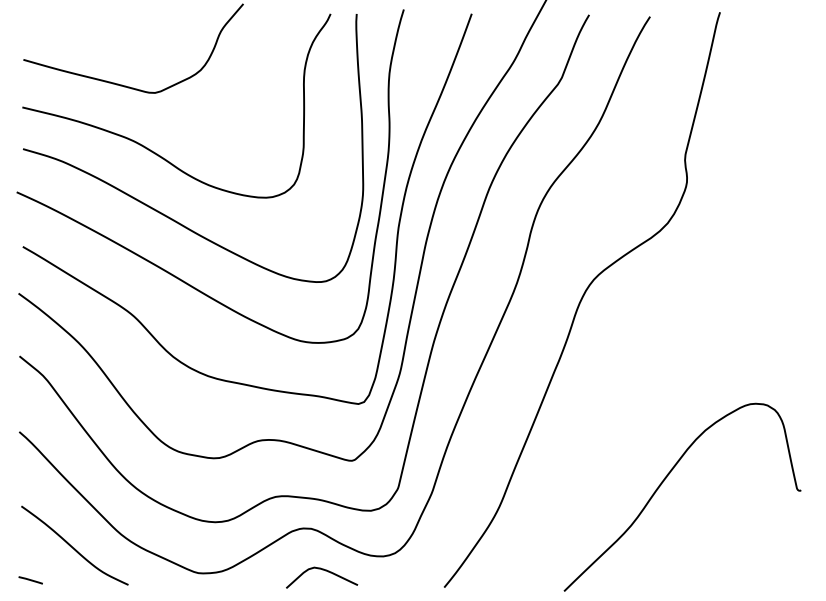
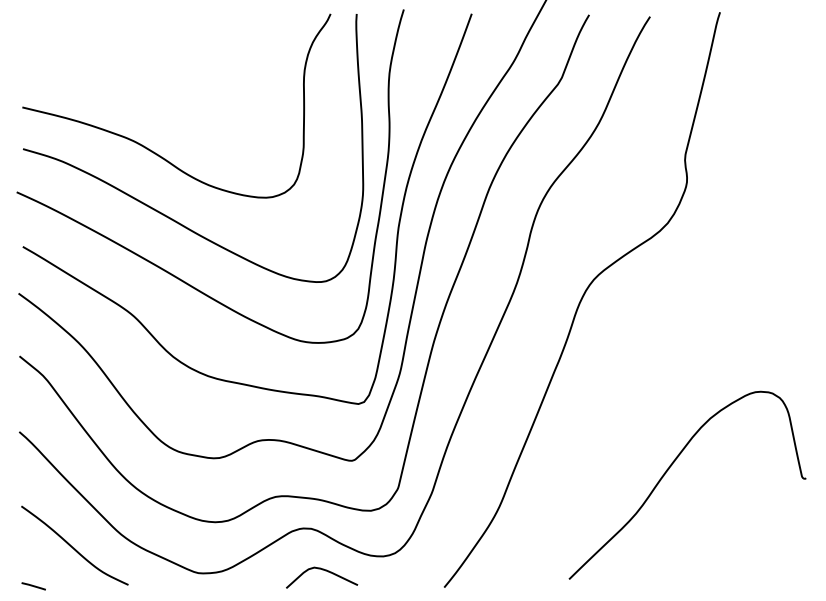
curve: present -> none (122, 84)
curve position: (664, 481) -> (669, 469) (669, 469)
line position: (30, 580) -> (33, 586) (33, 586)
